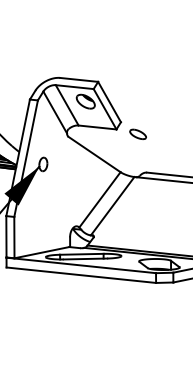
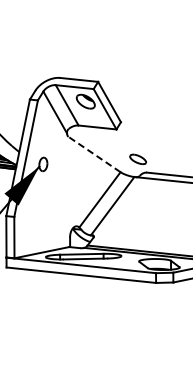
part position: (137, 133) -> (137, 158) (137, 158)
line: solid -> dashed (94, 154)
